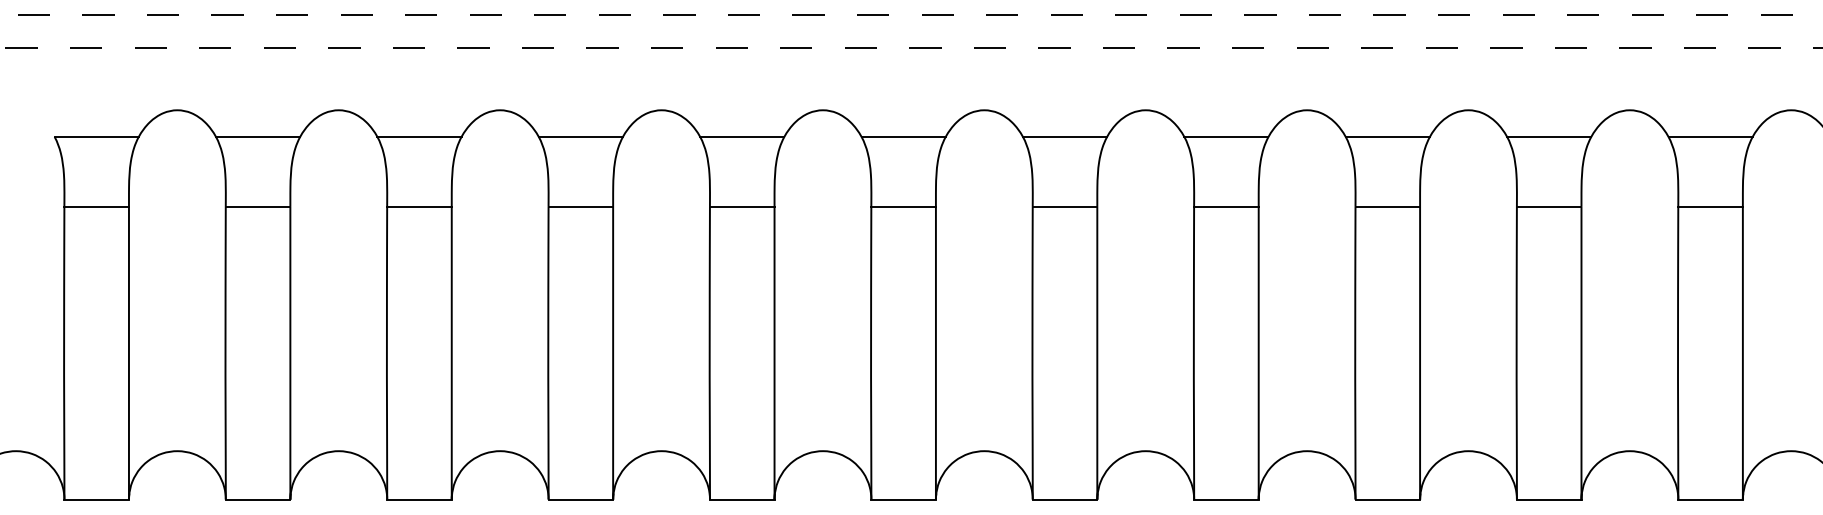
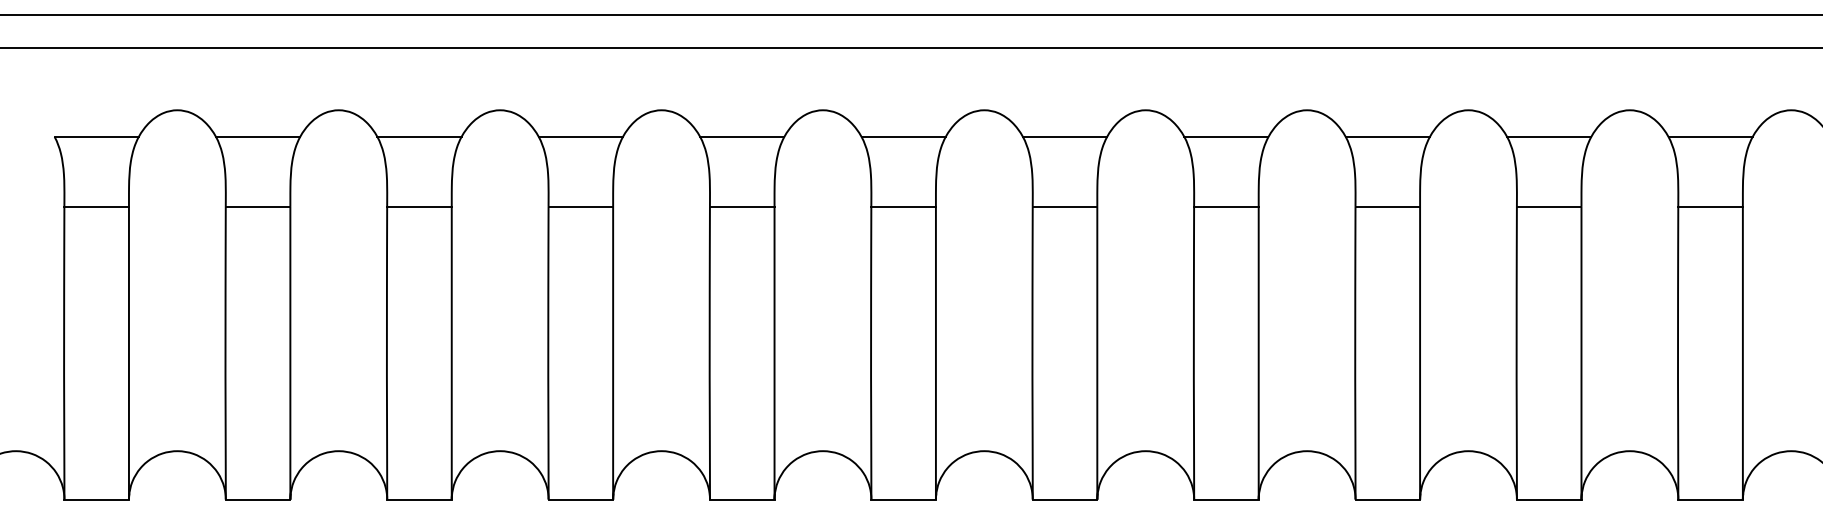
line: dashed -> solid (911, 15)
line: dashed -> solid (911, 47)
